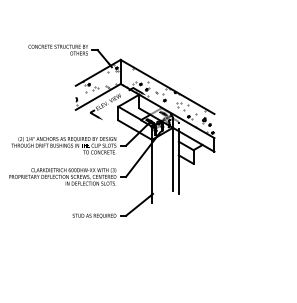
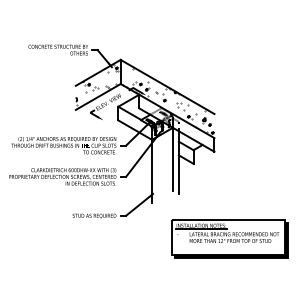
part: none -> present (229, 238)
